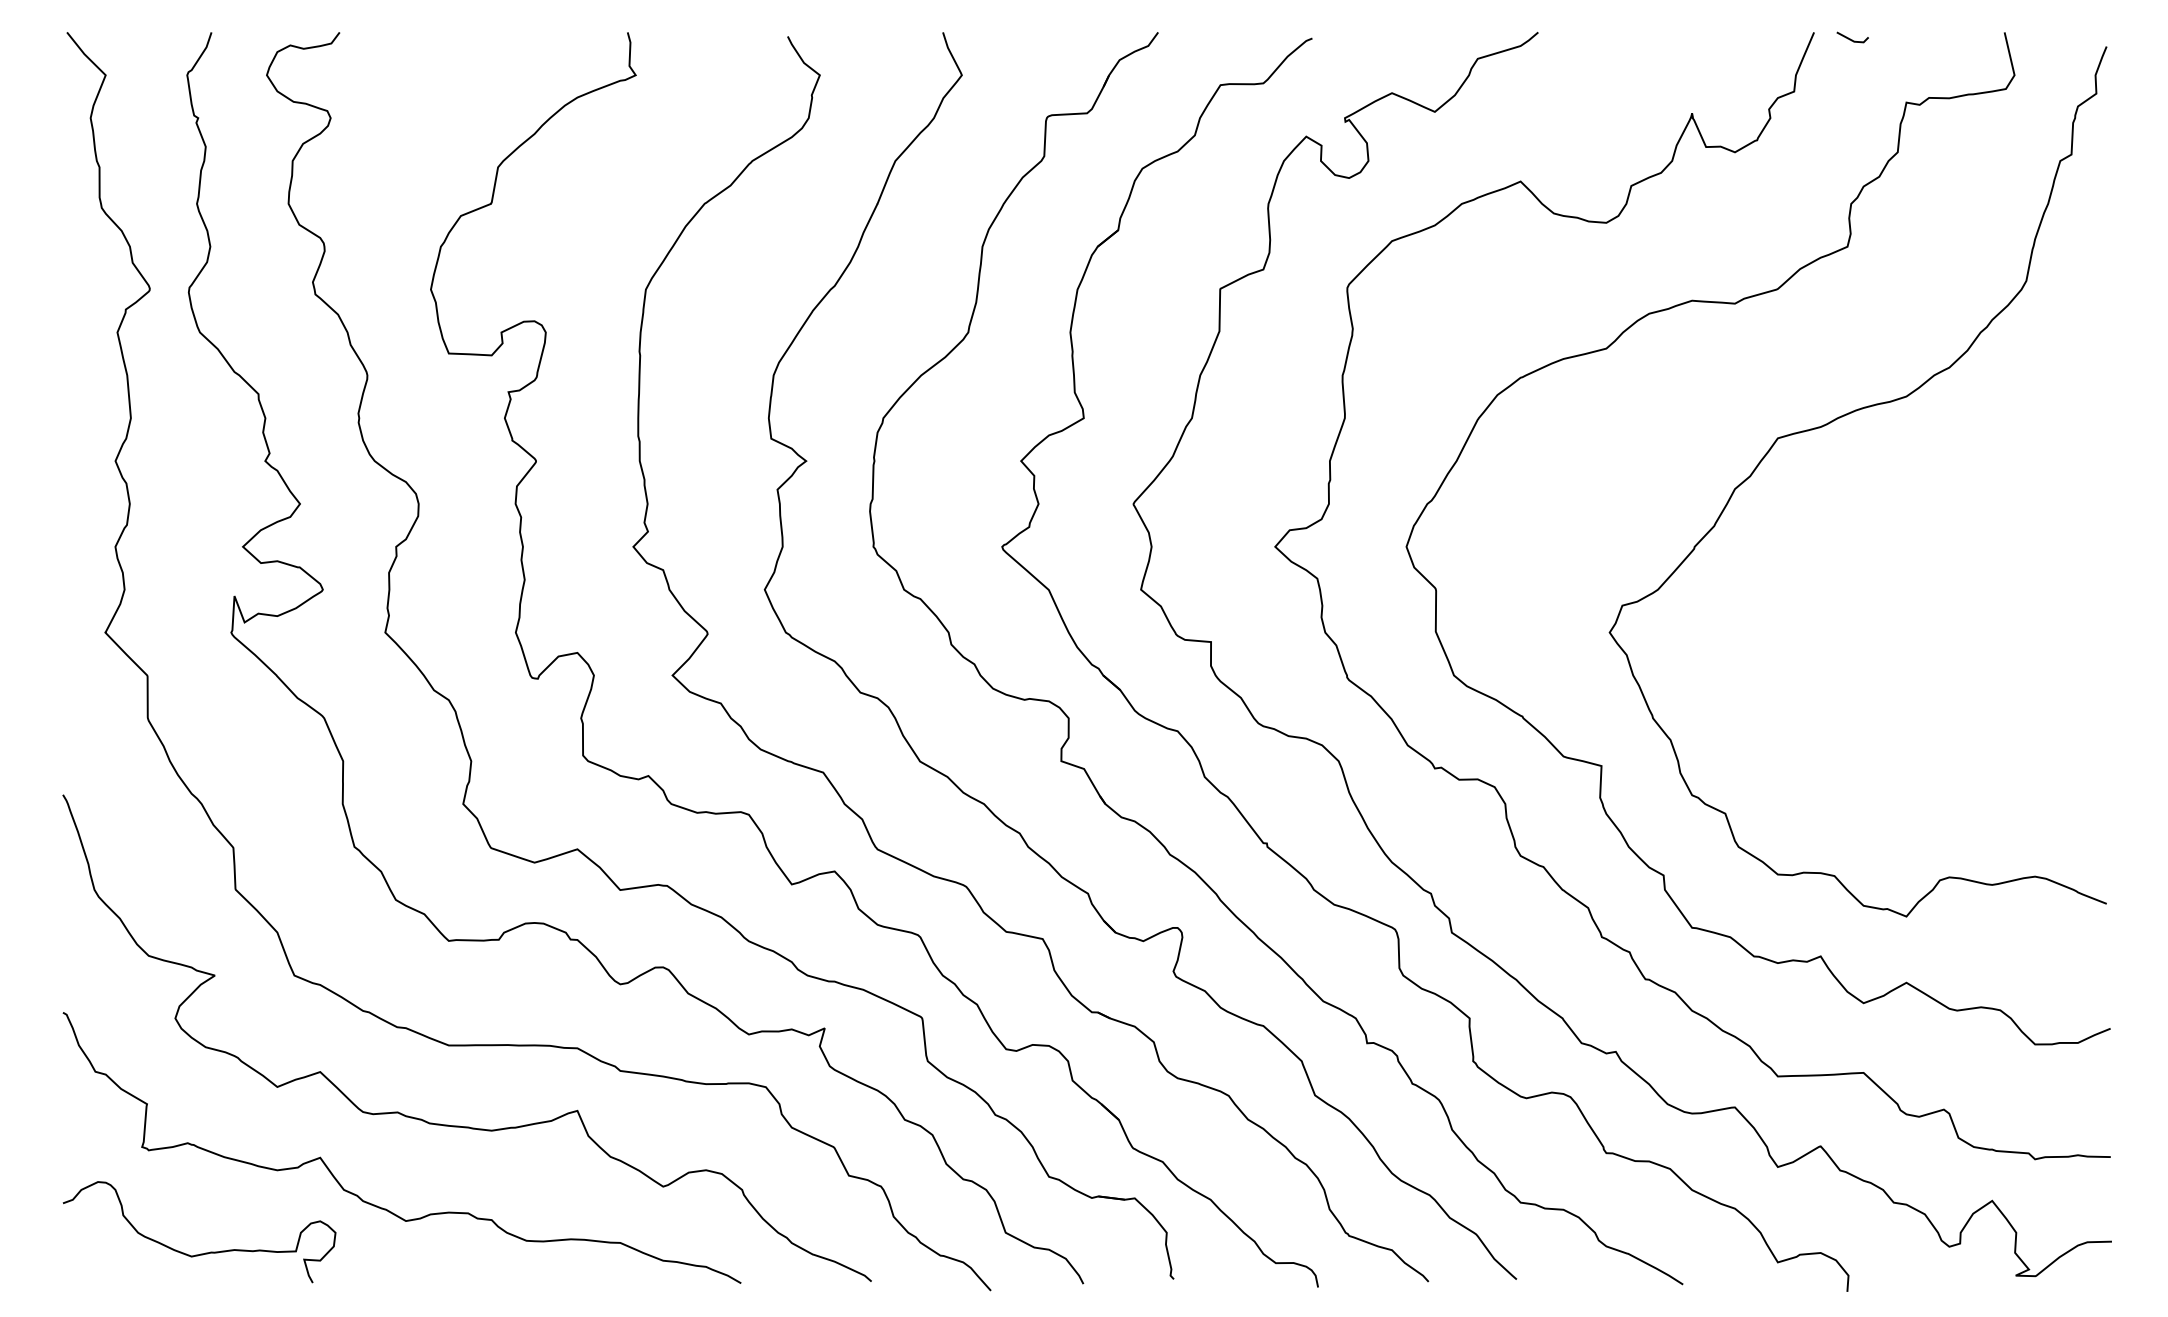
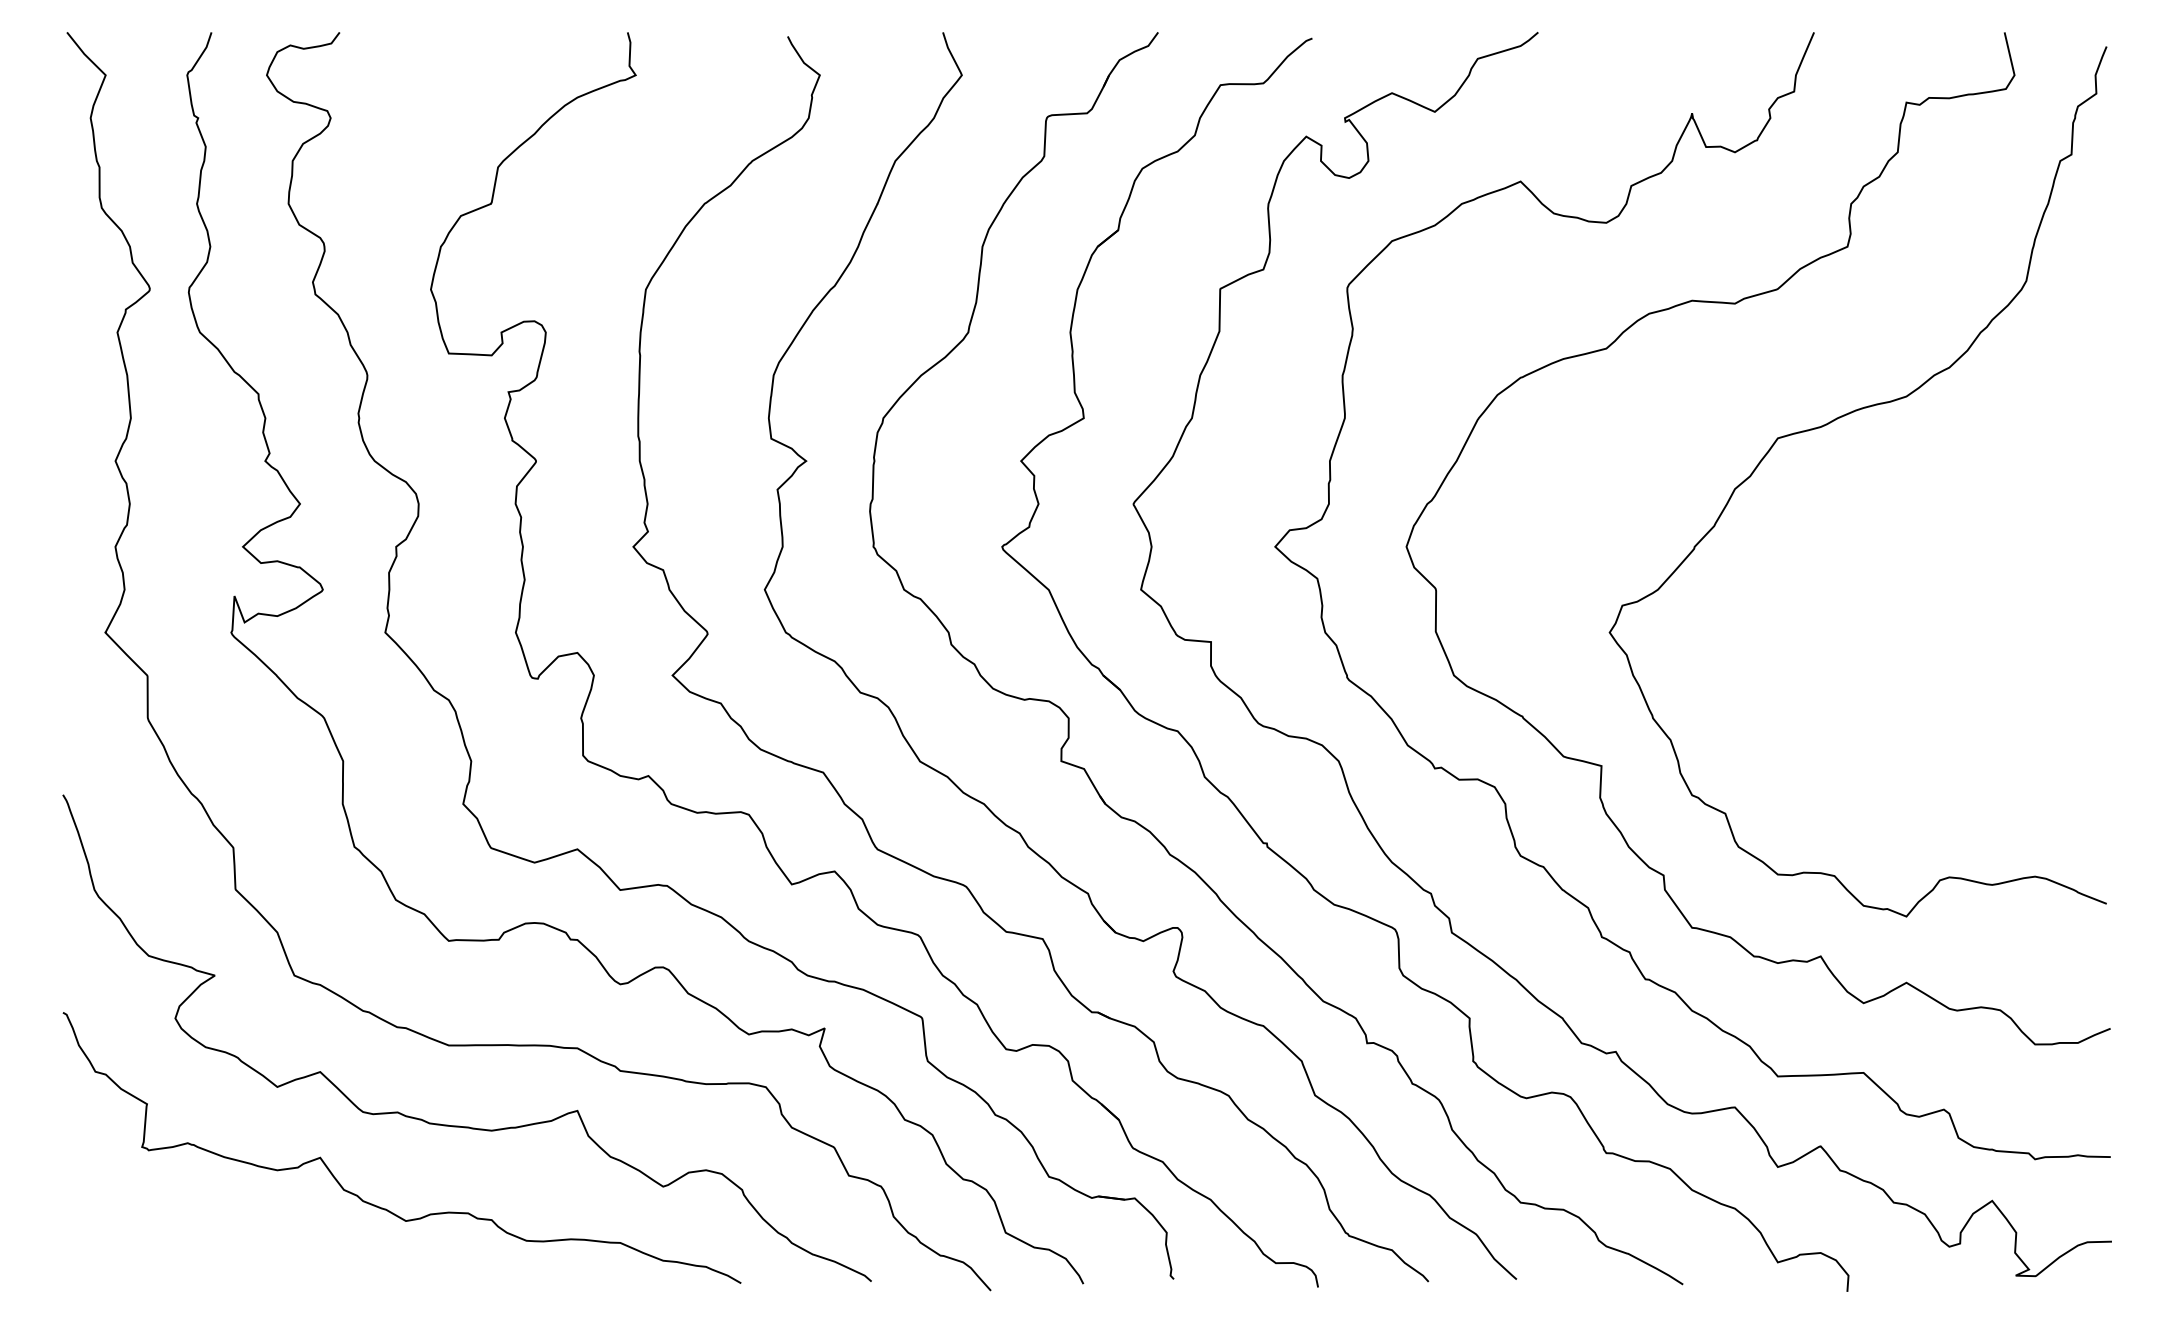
line: present -> none (1852, 39)
curve: present -> none (205, 1252)
